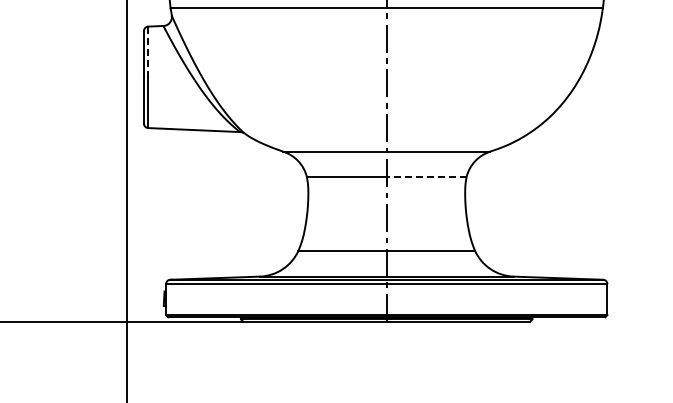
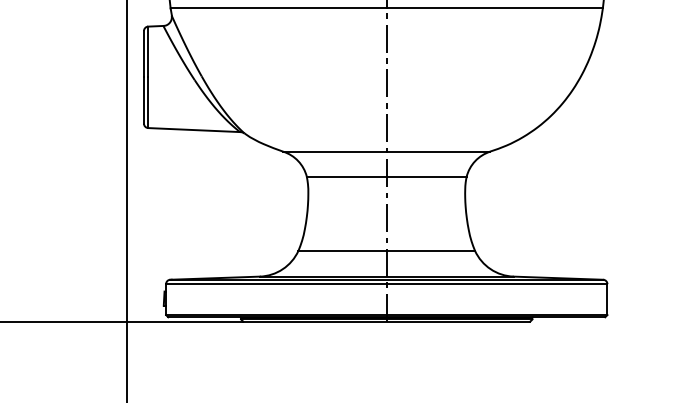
line: dashed -> solid (148, 52)
line: dashed -> solid (426, 176)
